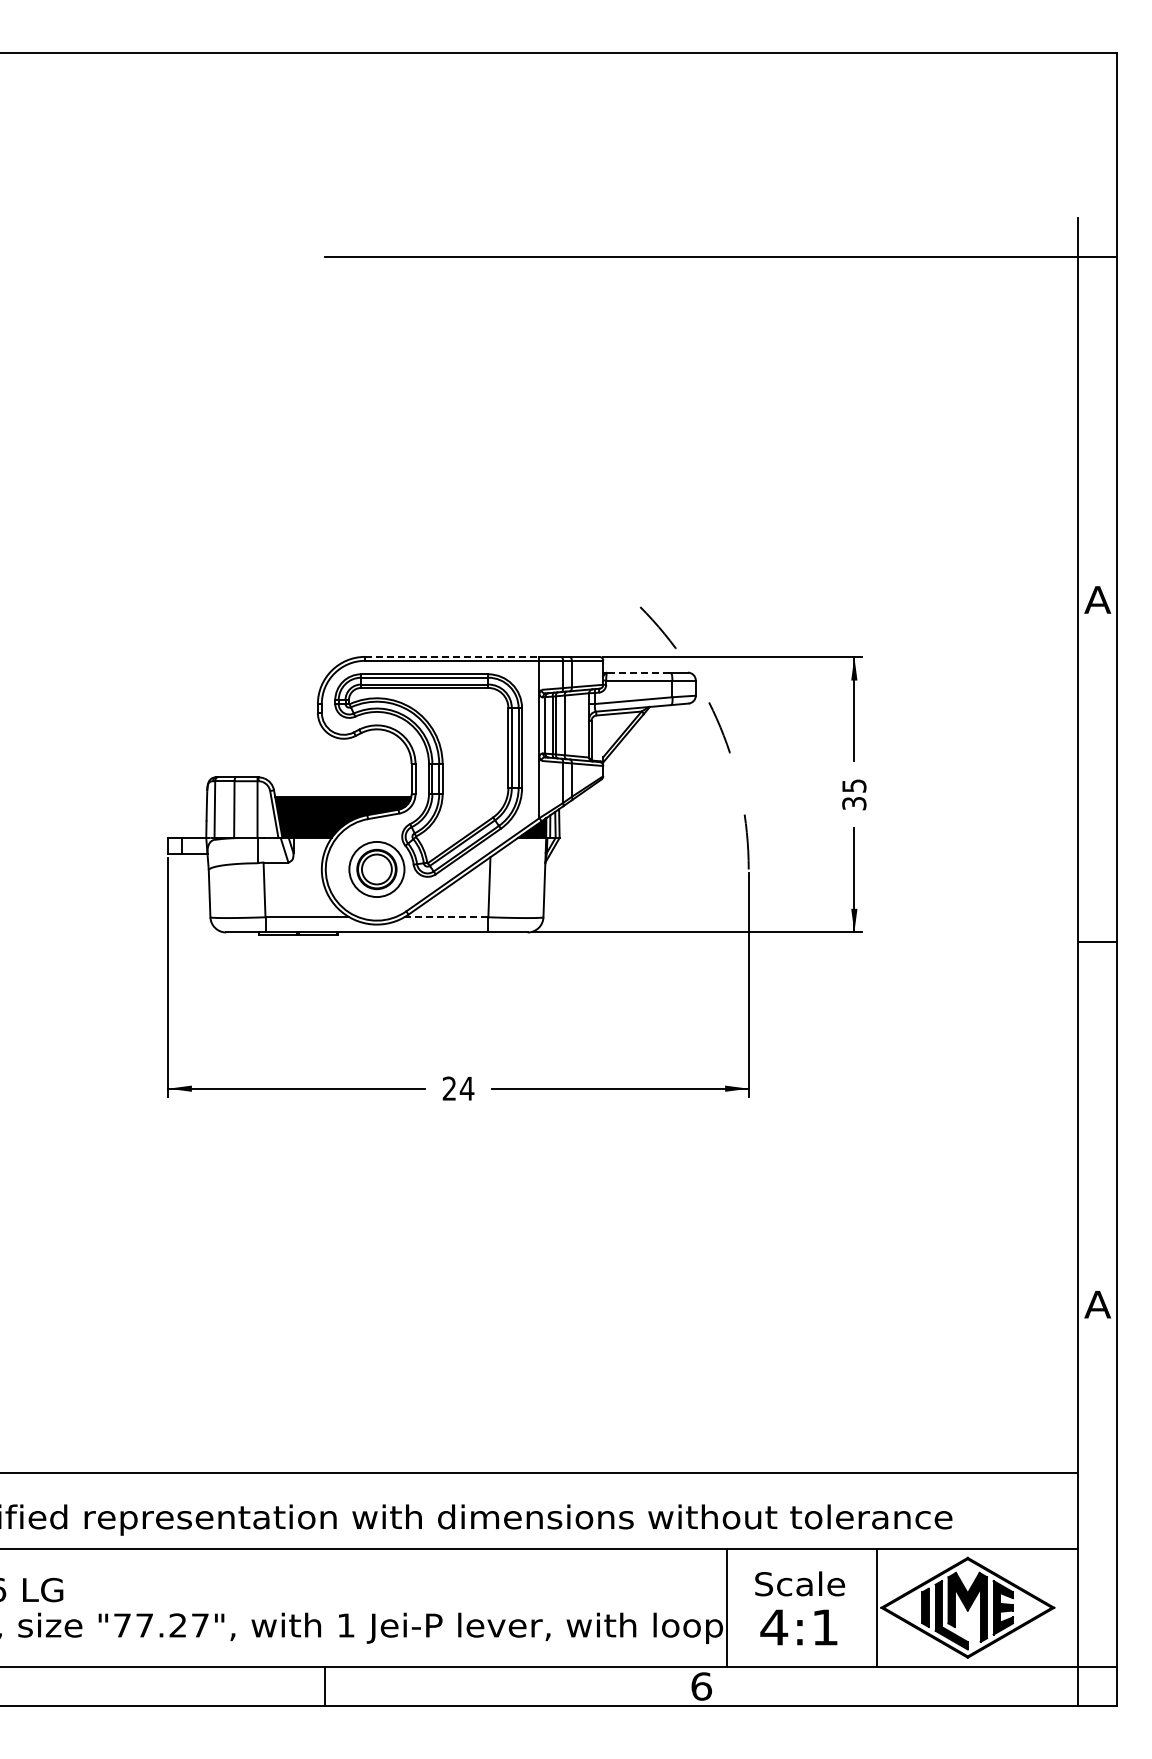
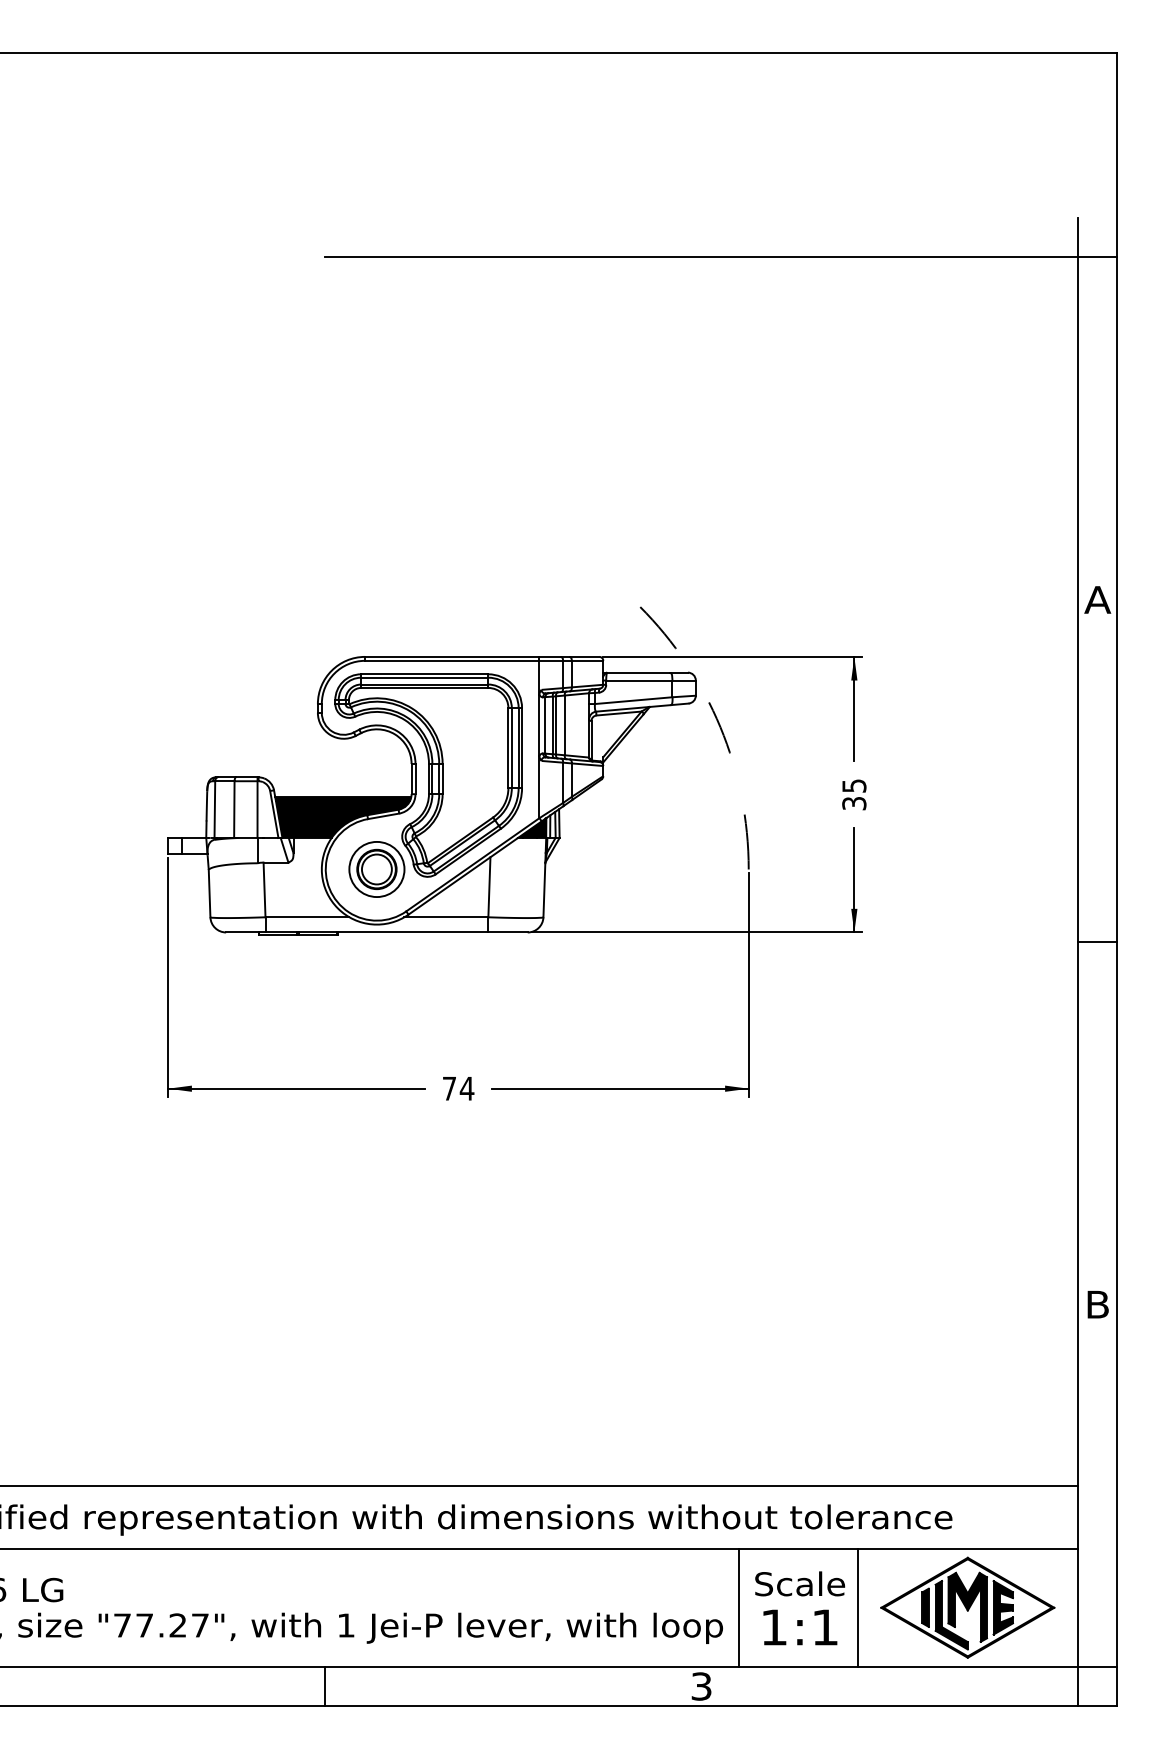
line: dashed -> solid (452, 656)
line: dashed -> solid (638, 672)
line: dashed -> solid (446, 917)
text: 24 -> 74 (448, 1088)
text: A -> B (1097, 1304)
line position: (540, 1472) -> (540, 1485) (540, 1485)
line position: (727, 1607) -> (739, 1607) (739, 1607)
line position: (876, 1607) -> (857, 1607) (857, 1607)
text: 4:1 -> 1:1 (774, 1627)
text: 6 -> 3 (701, 1686)
